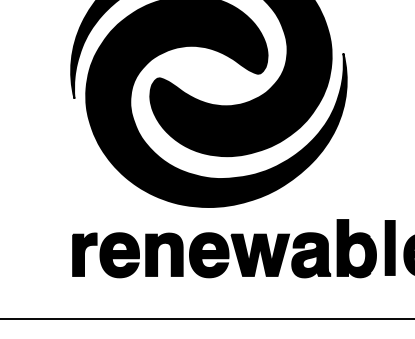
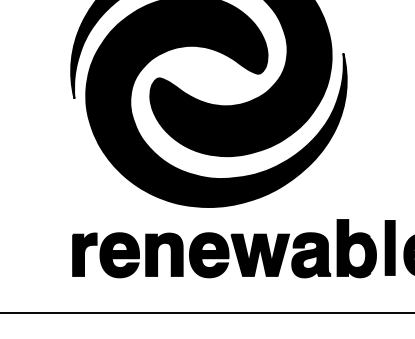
line position: (206, 318) -> (206, 312) (206, 312)
